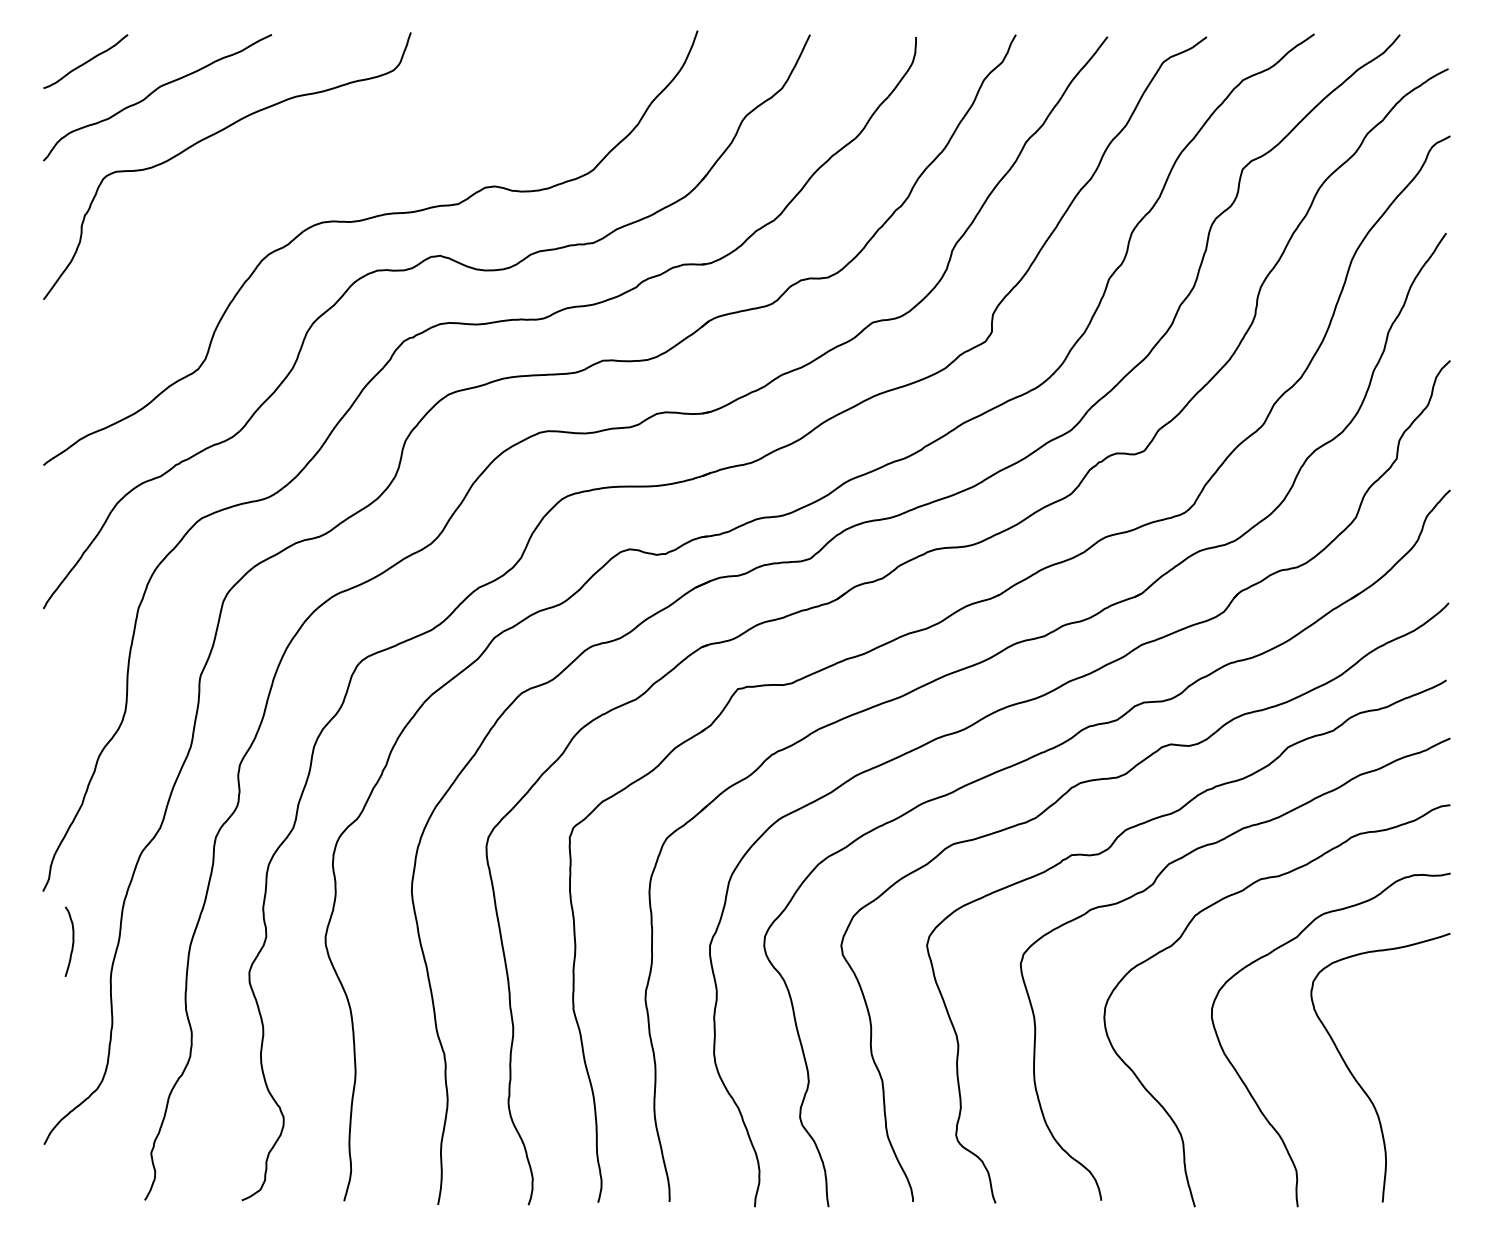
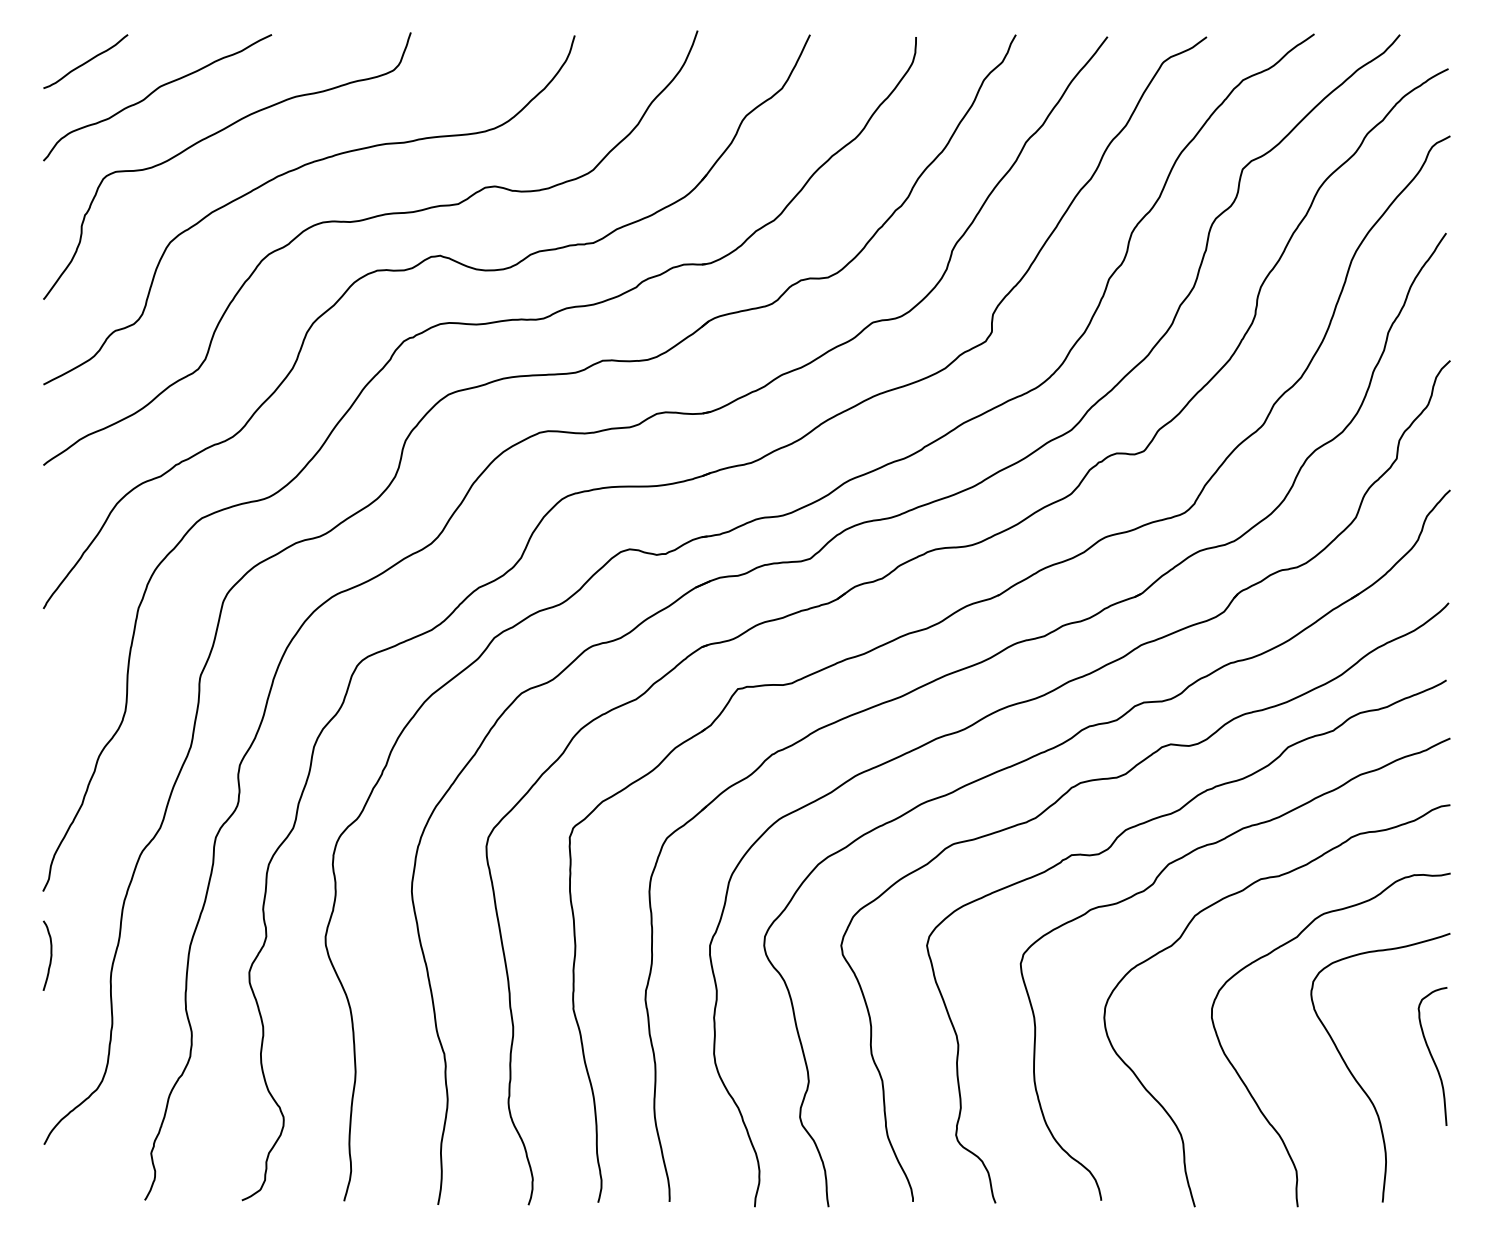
curve: none -> present (293, 171)
curve position: (72, 941) -> (50, 955) (50, 955)
curve: none -> present (1432, 1056)
